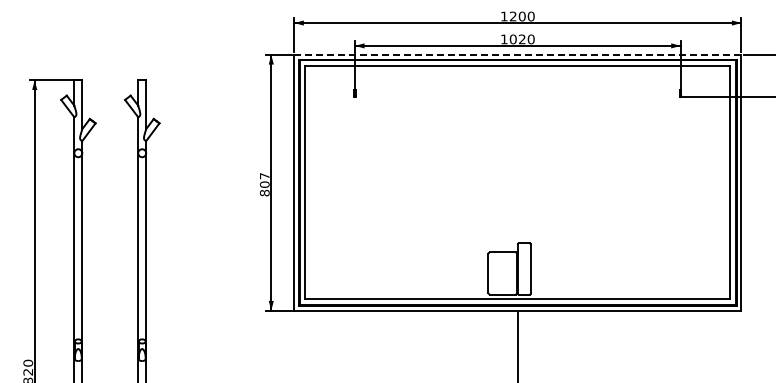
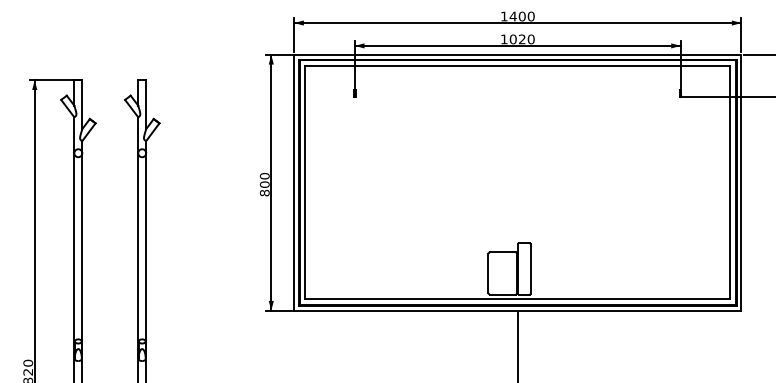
text: 1200 -> 1400 (512, 16)
line: dashed -> solid (517, 54)
text: 807 -> 800 (264, 176)
